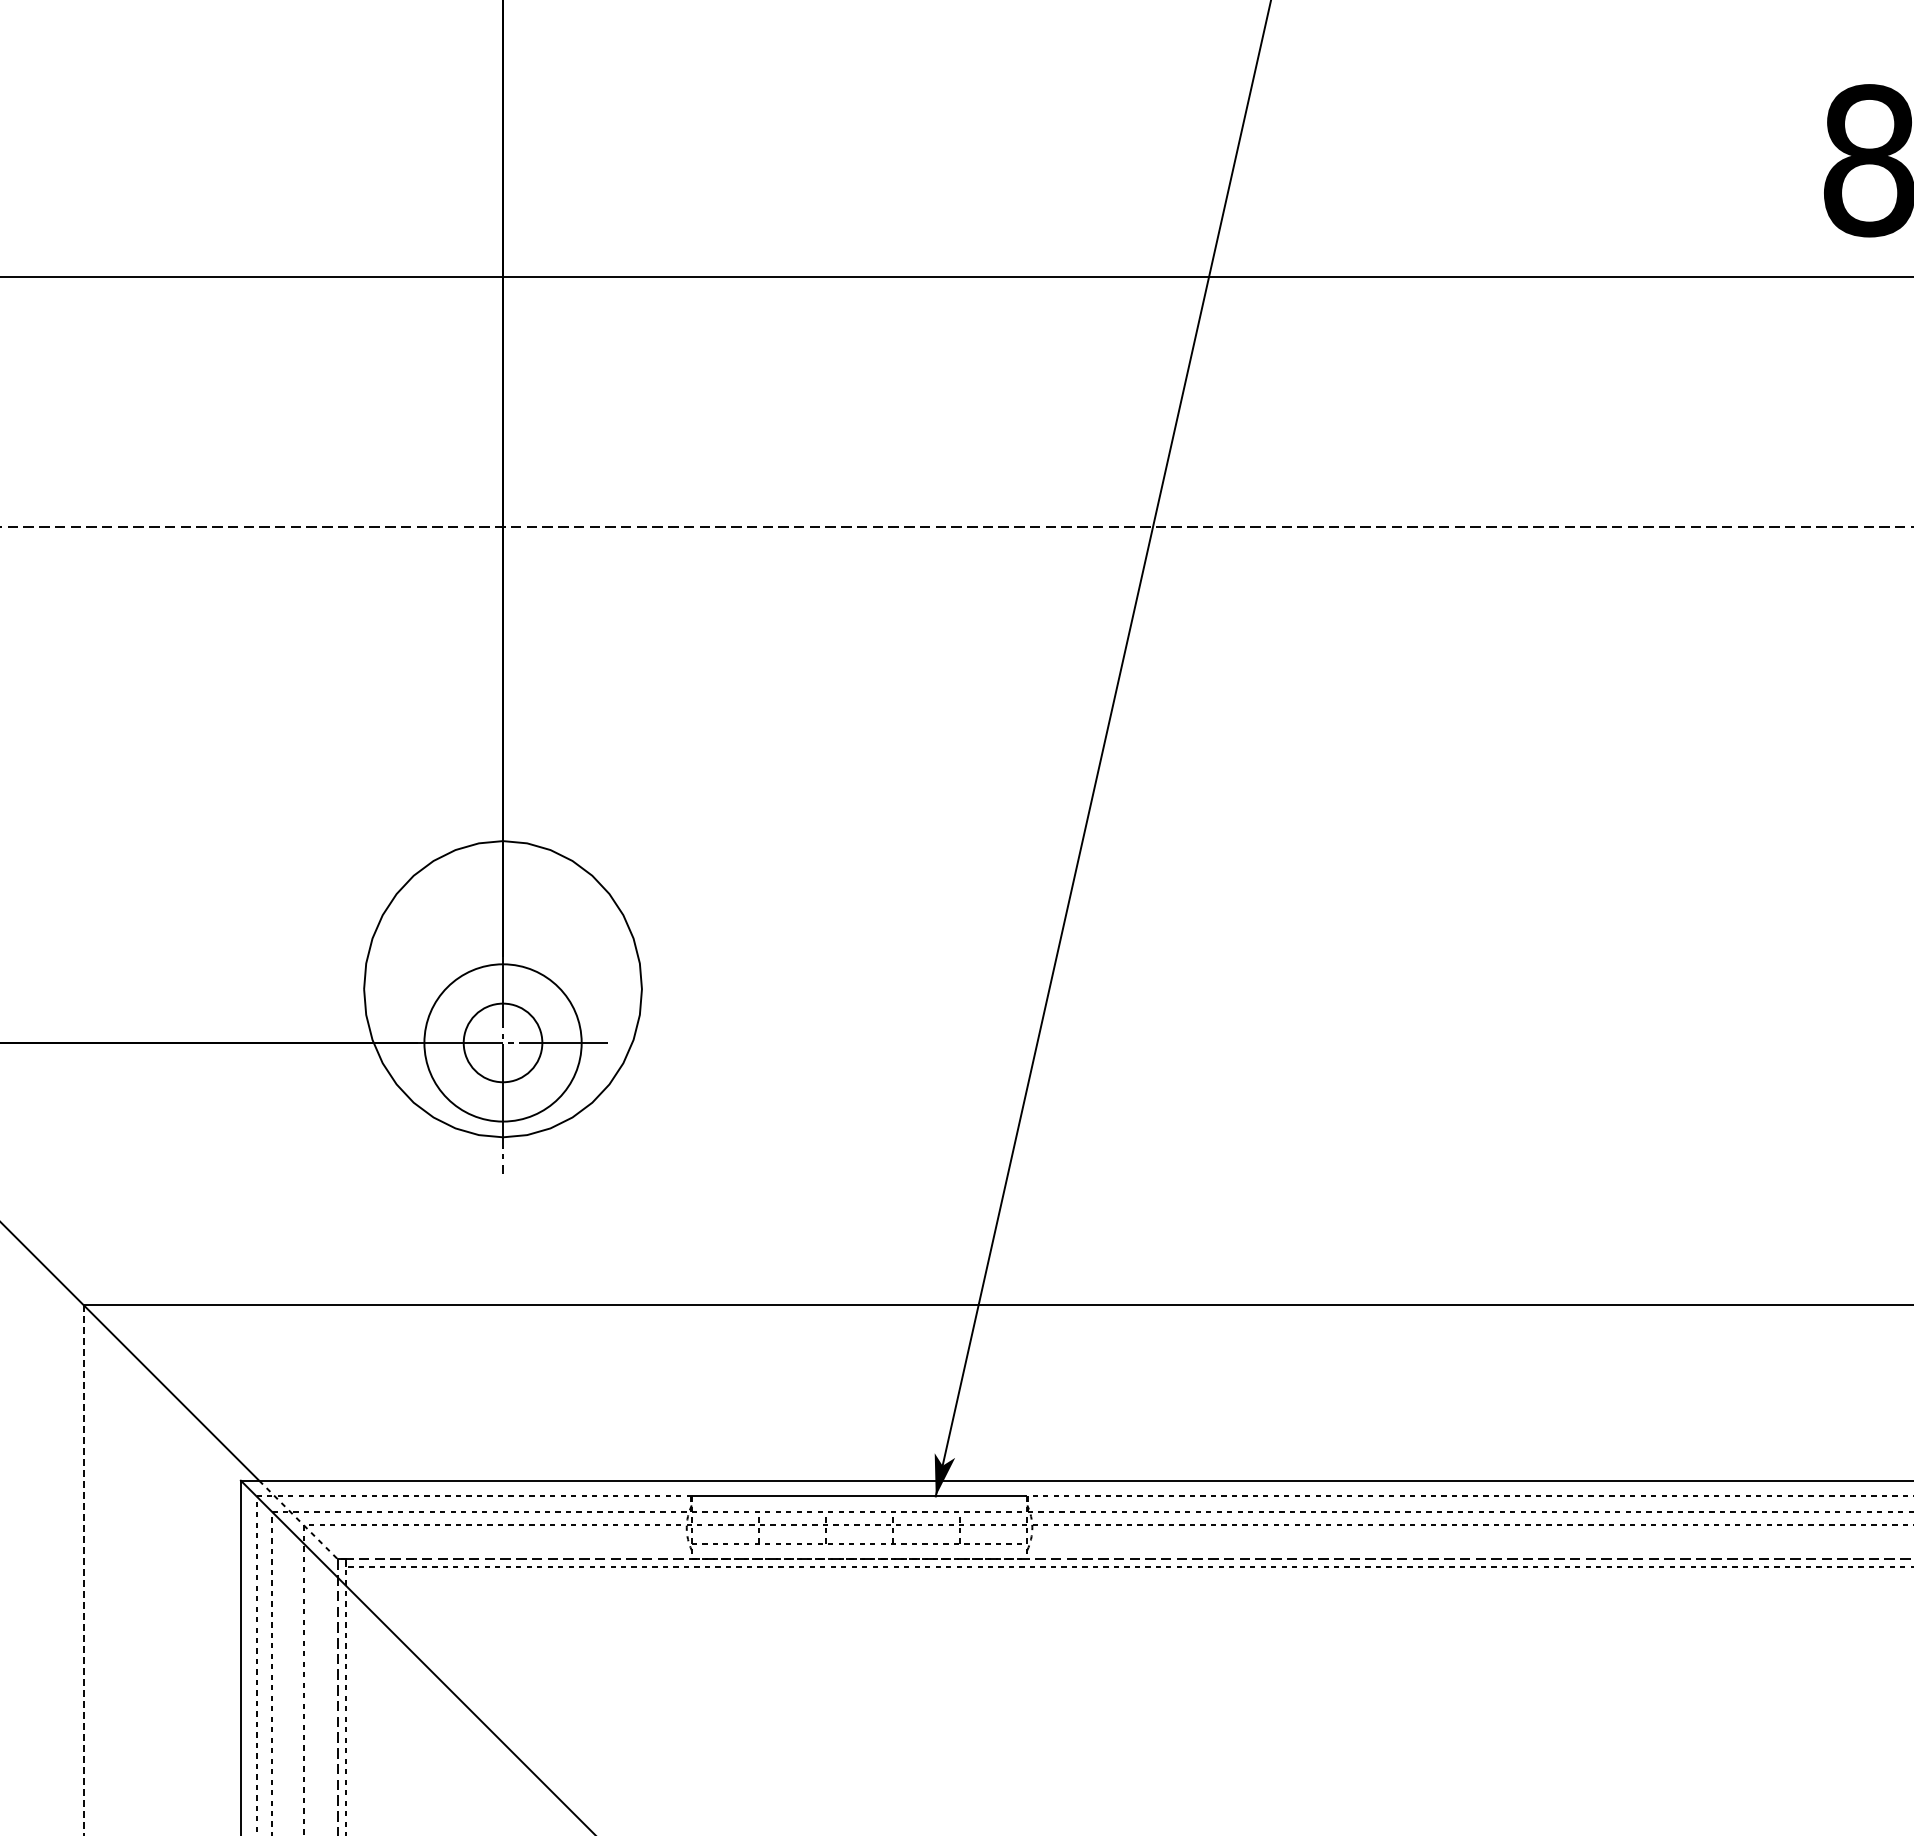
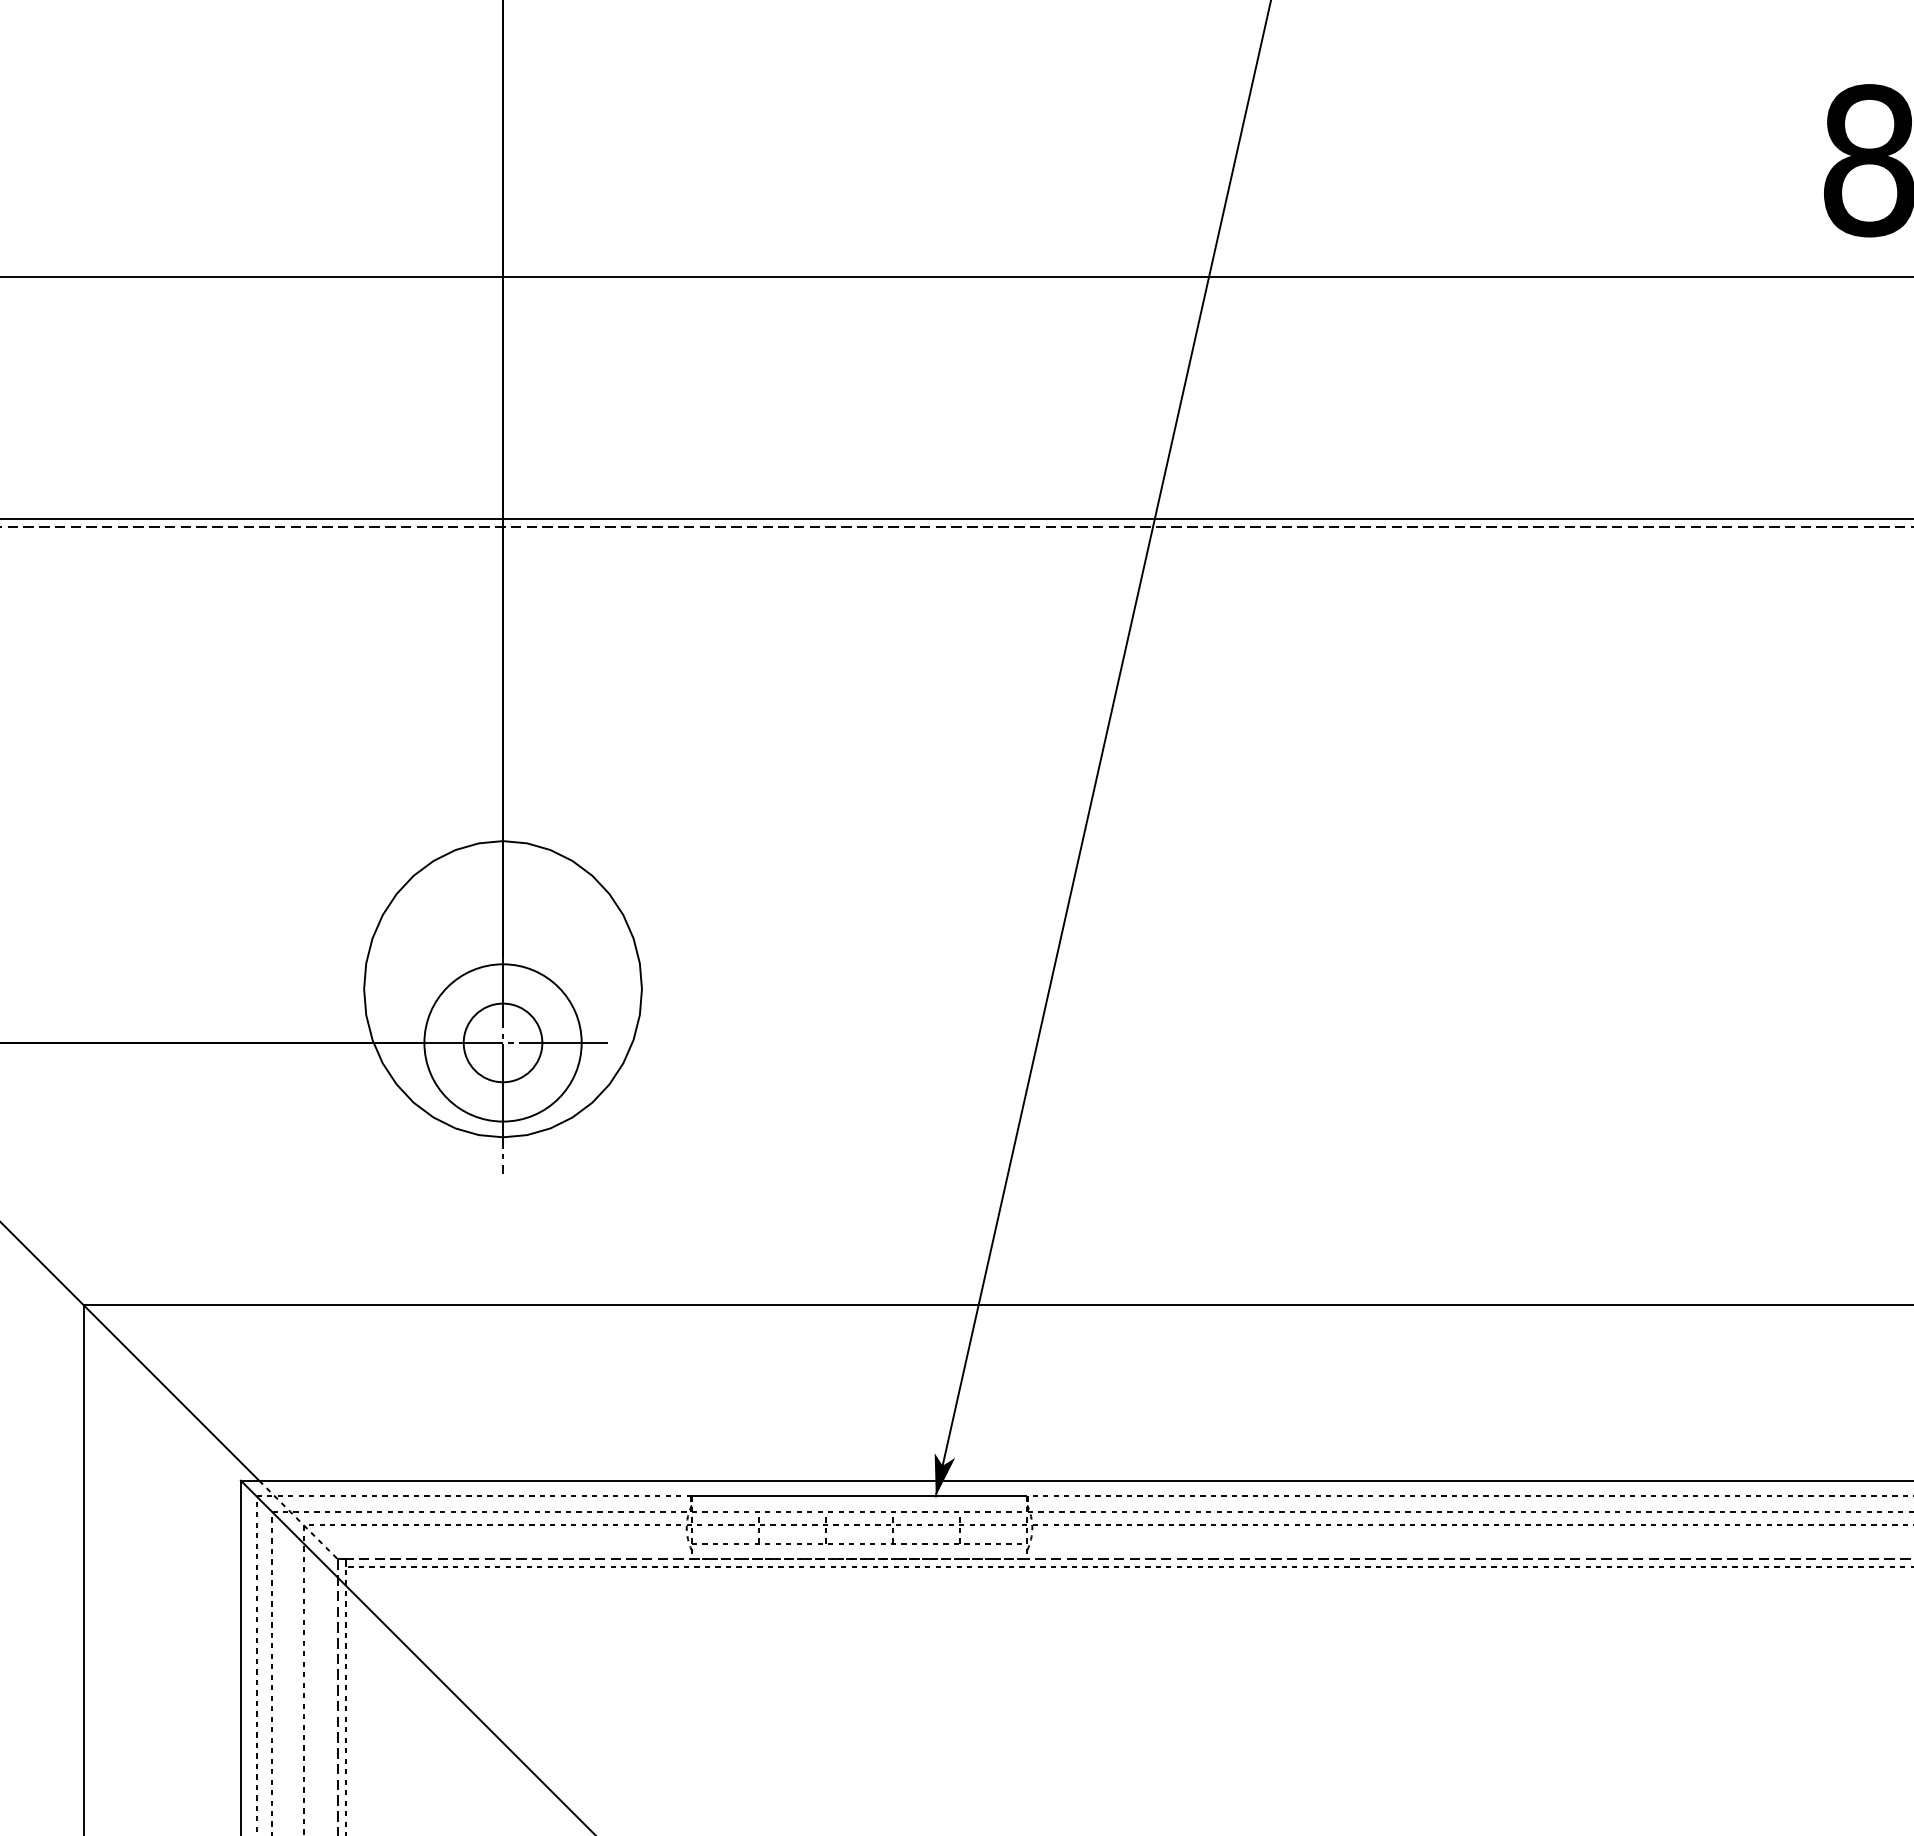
line: none -> present (956, 518)
line: dashed -> solid (83, 1570)
